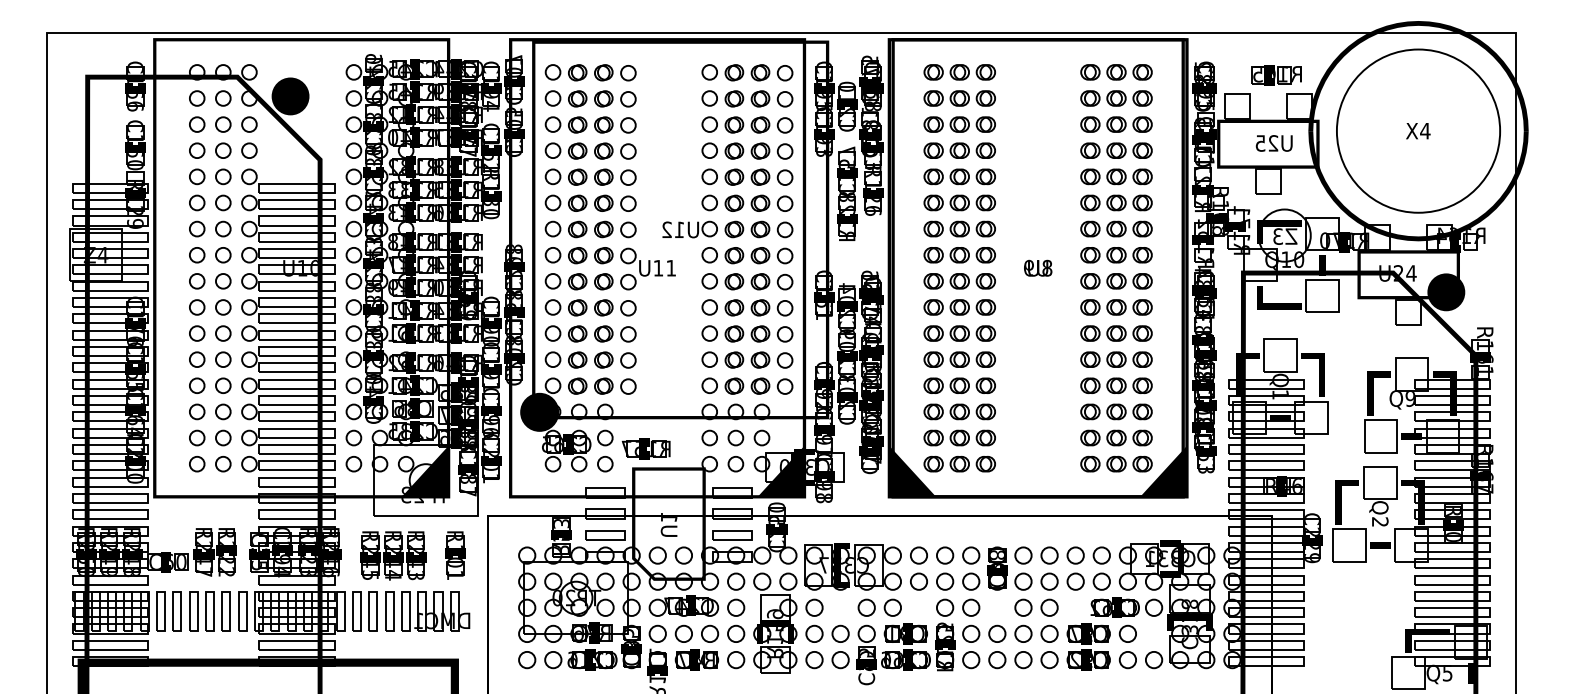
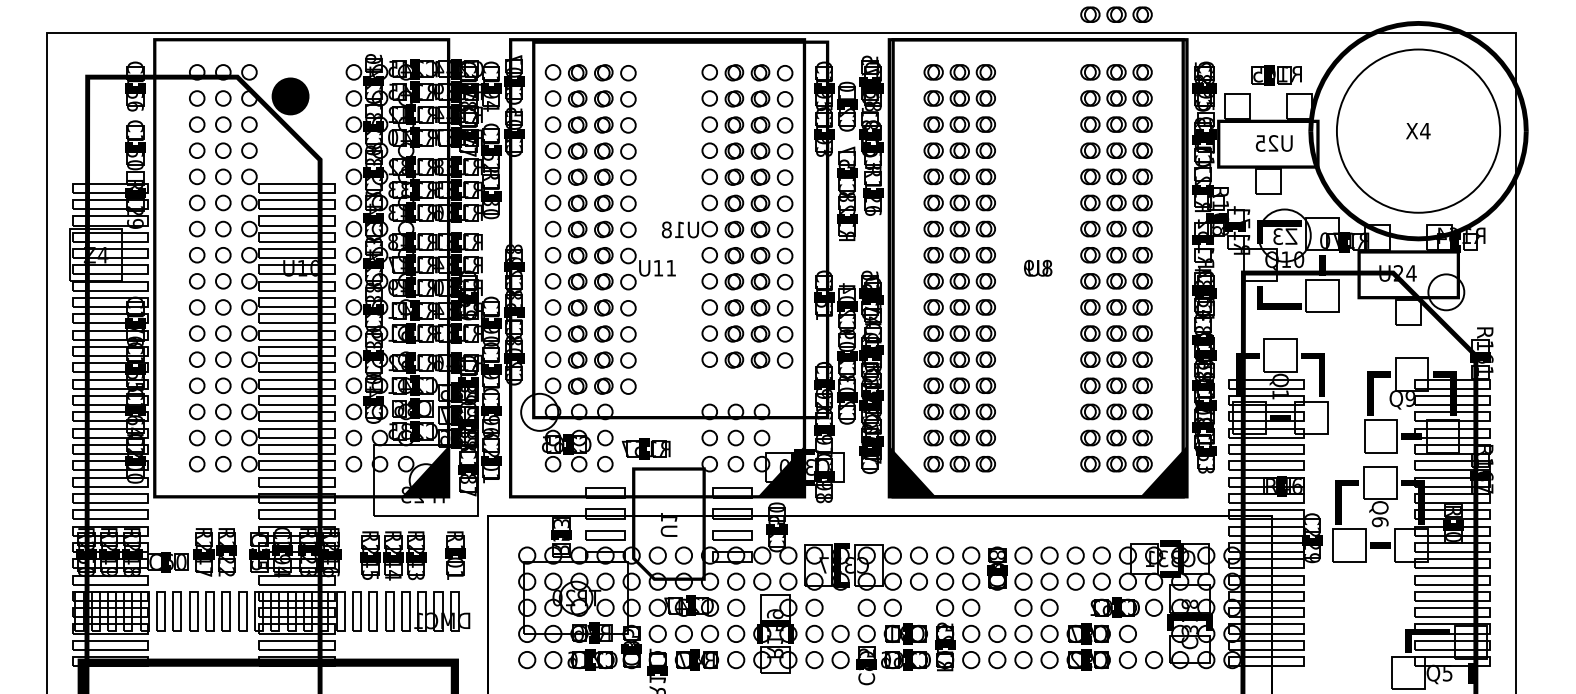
part: none -> present (1116, 14)
text: U12 -> U18 (666, 229)
fill: present -> none (1446, 292)
part: present -> none (747, 385)
fill: present -> none (539, 411)
text: Q2 -> Q6 (1379, 522)
